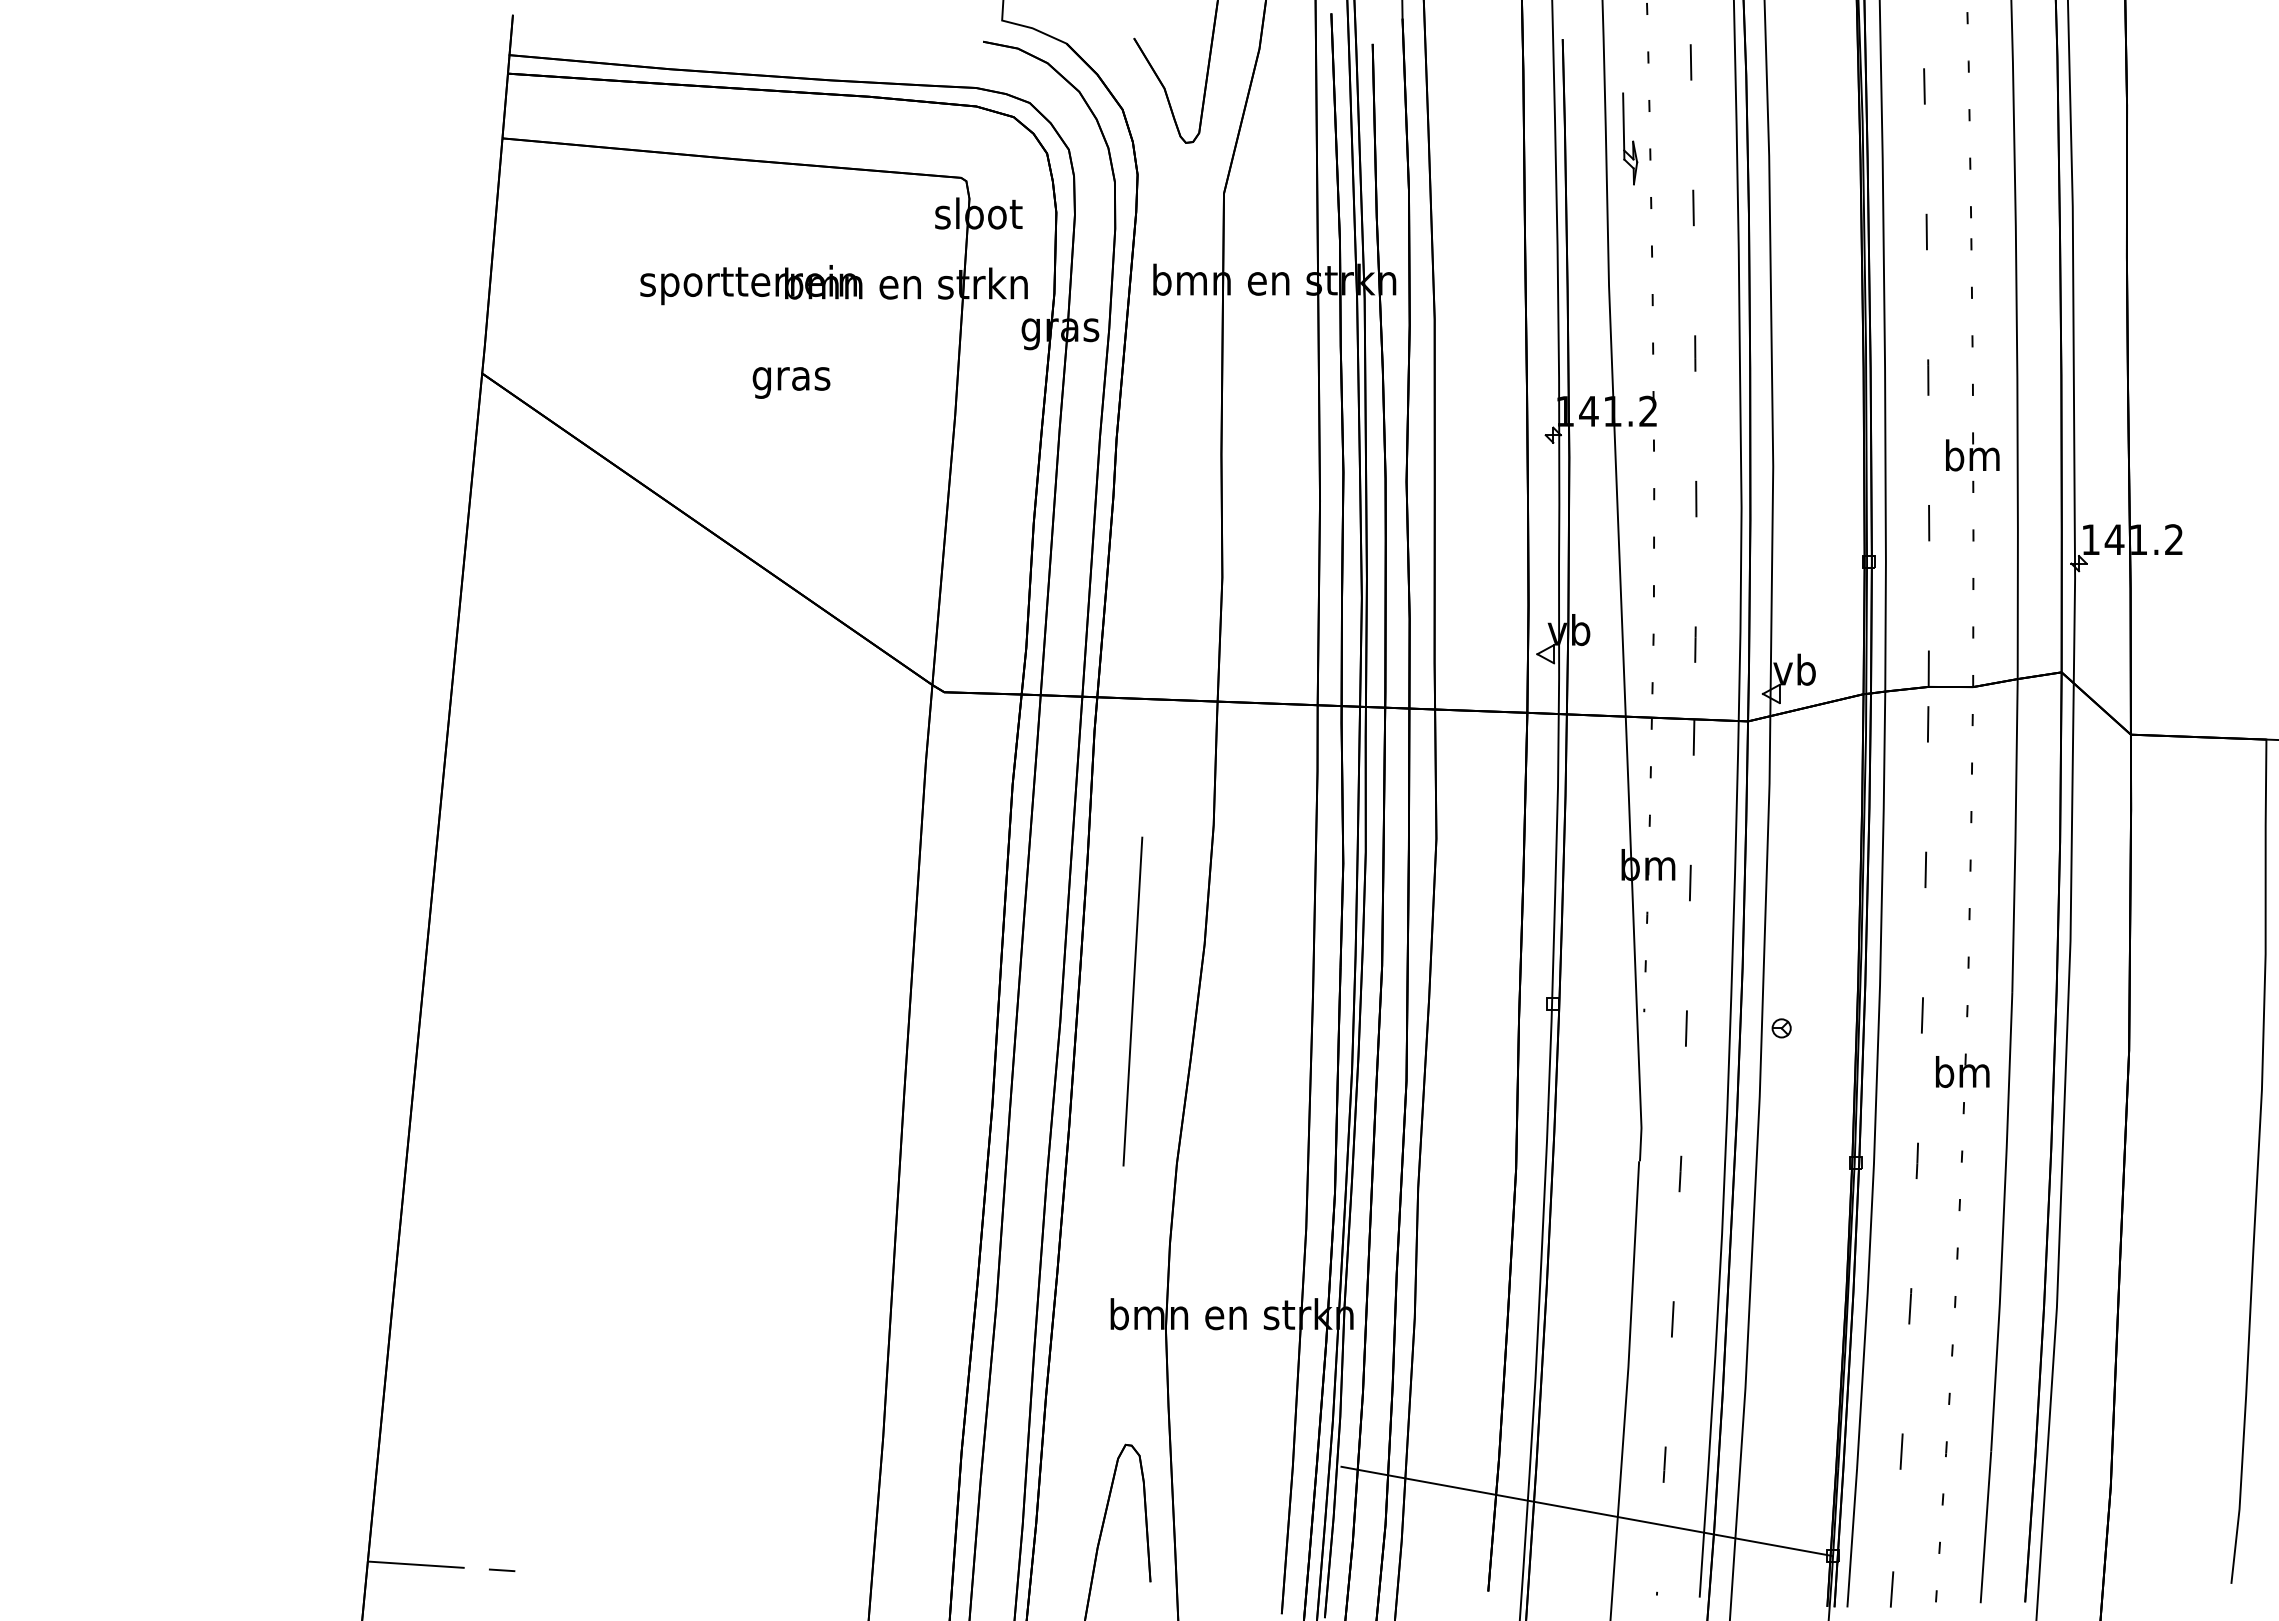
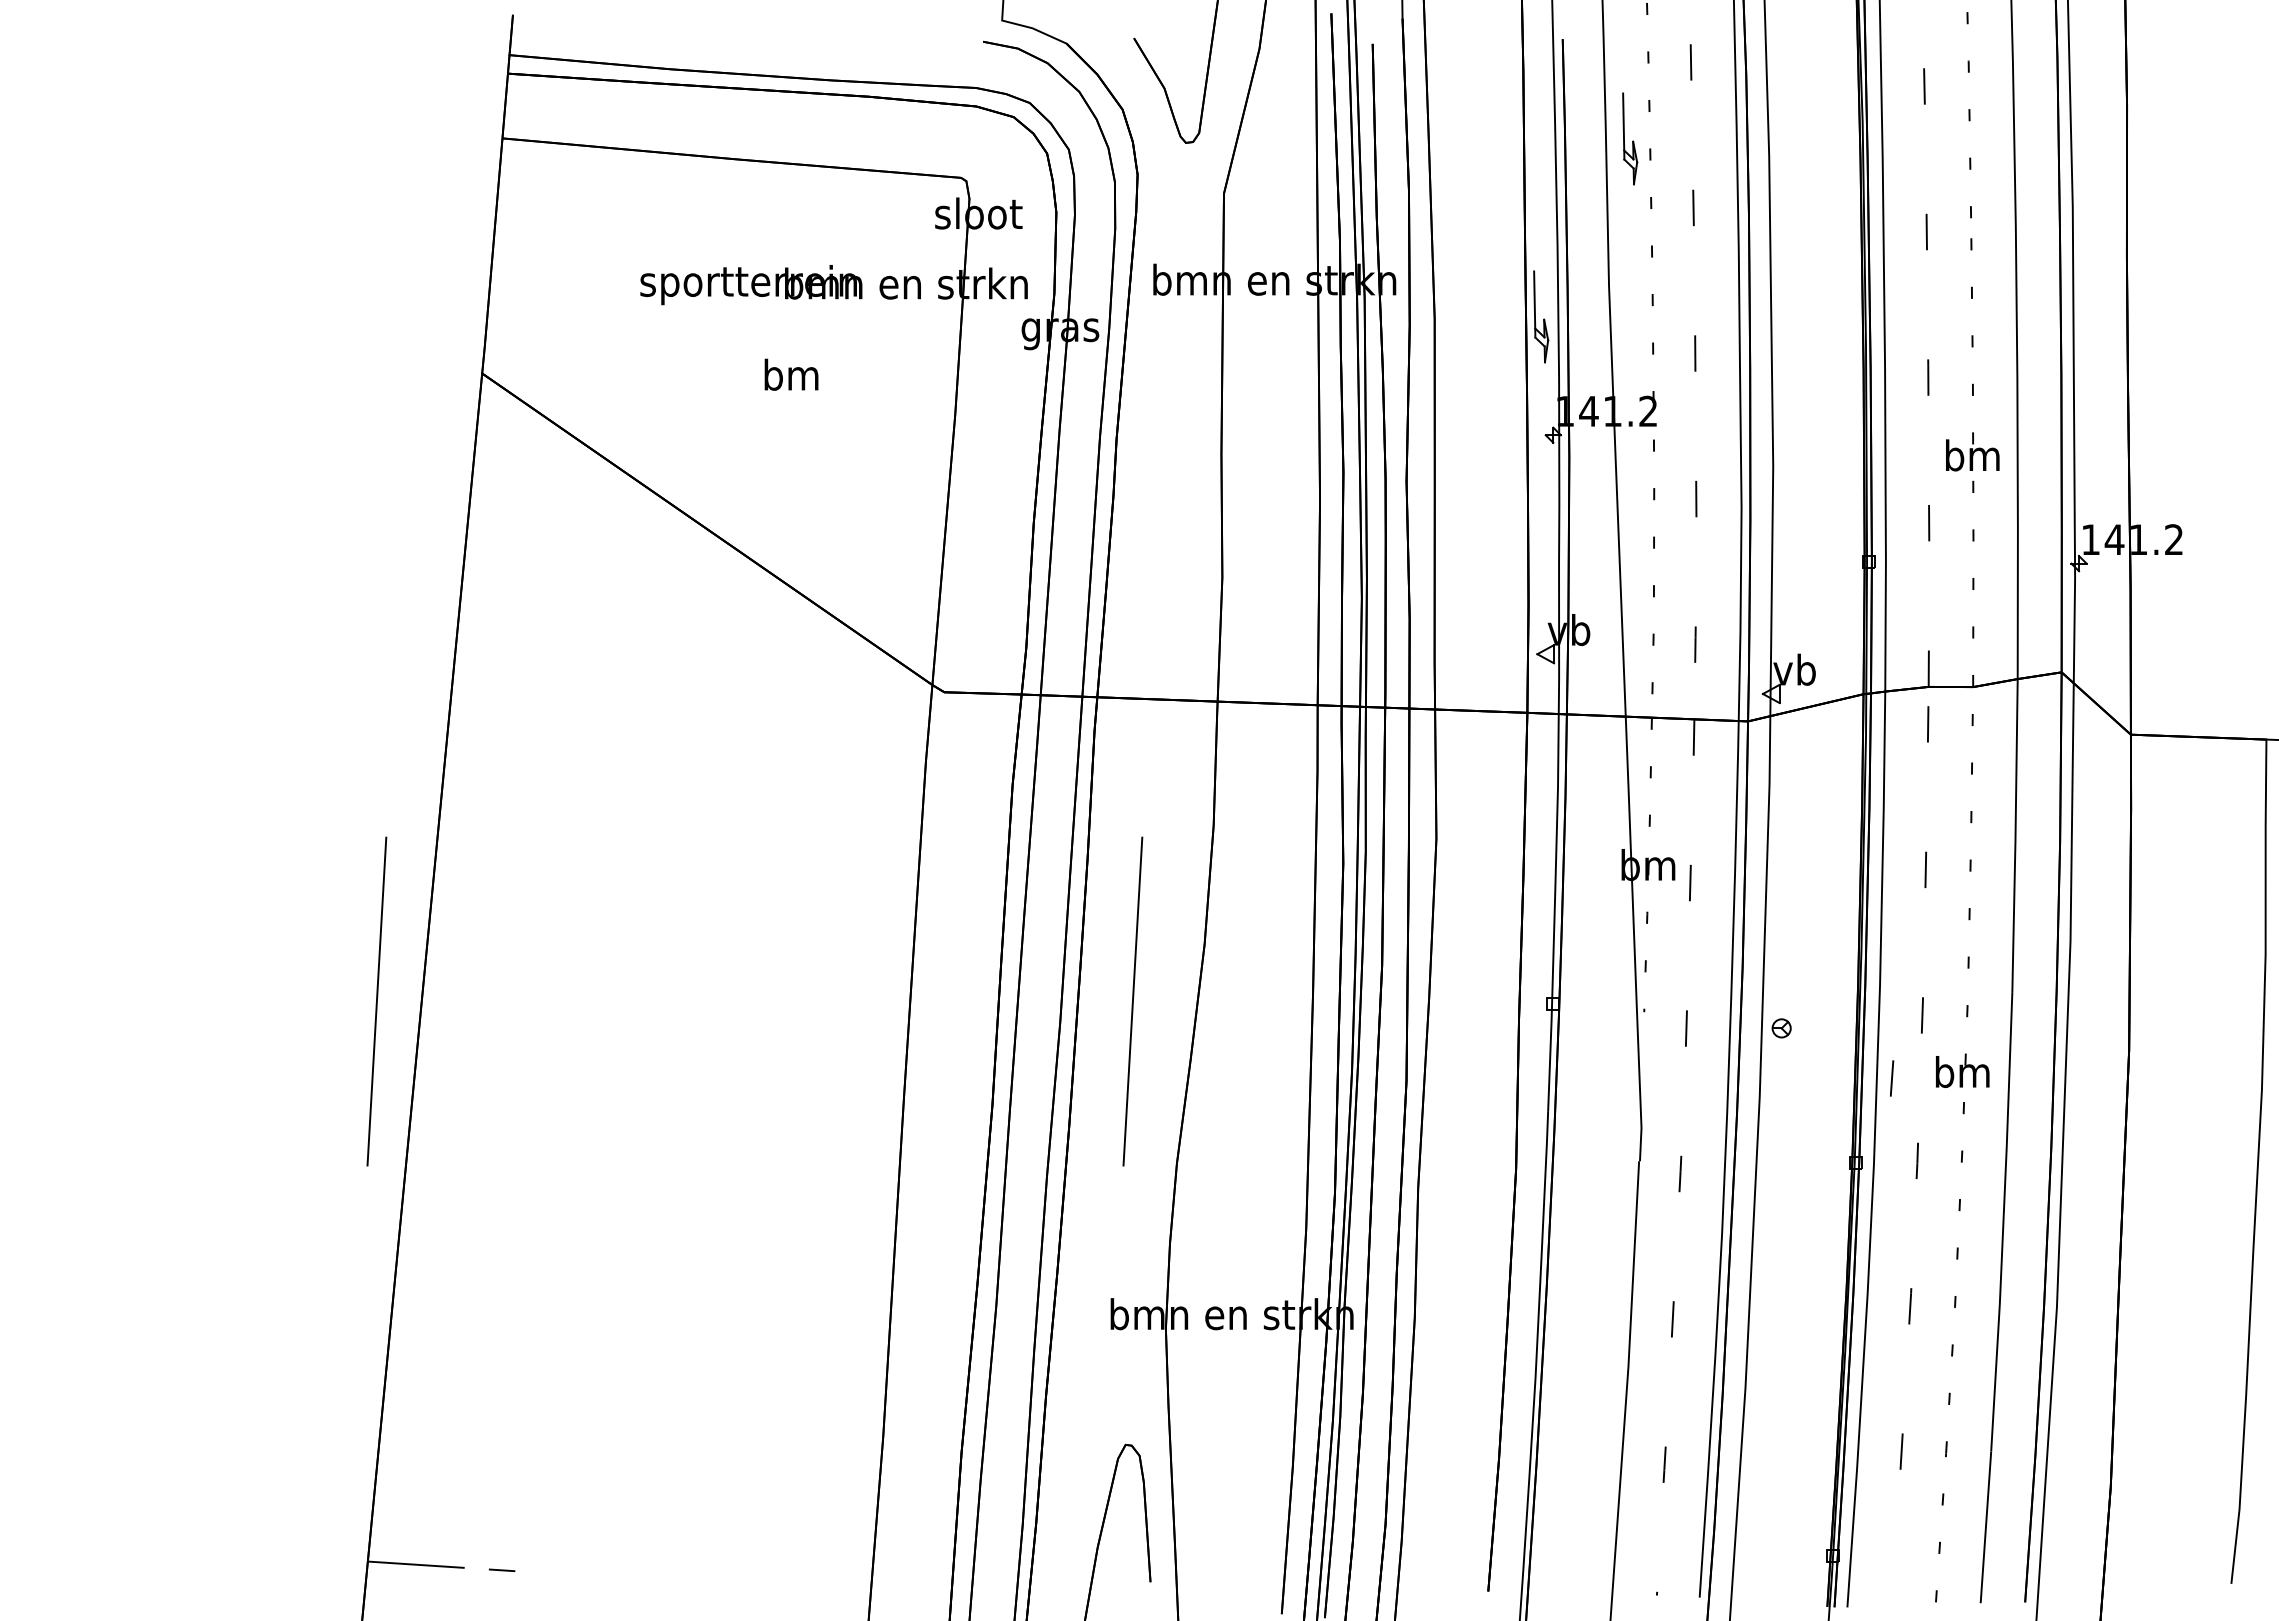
part: none -> present (1541, 316)
text: gras -> bm (791, 378)
line: none -> present (376, 1001)
line: present -> none (1586, 1511)
line position: (1892, 1589) -> (1892, 1078) (1892, 1078)
